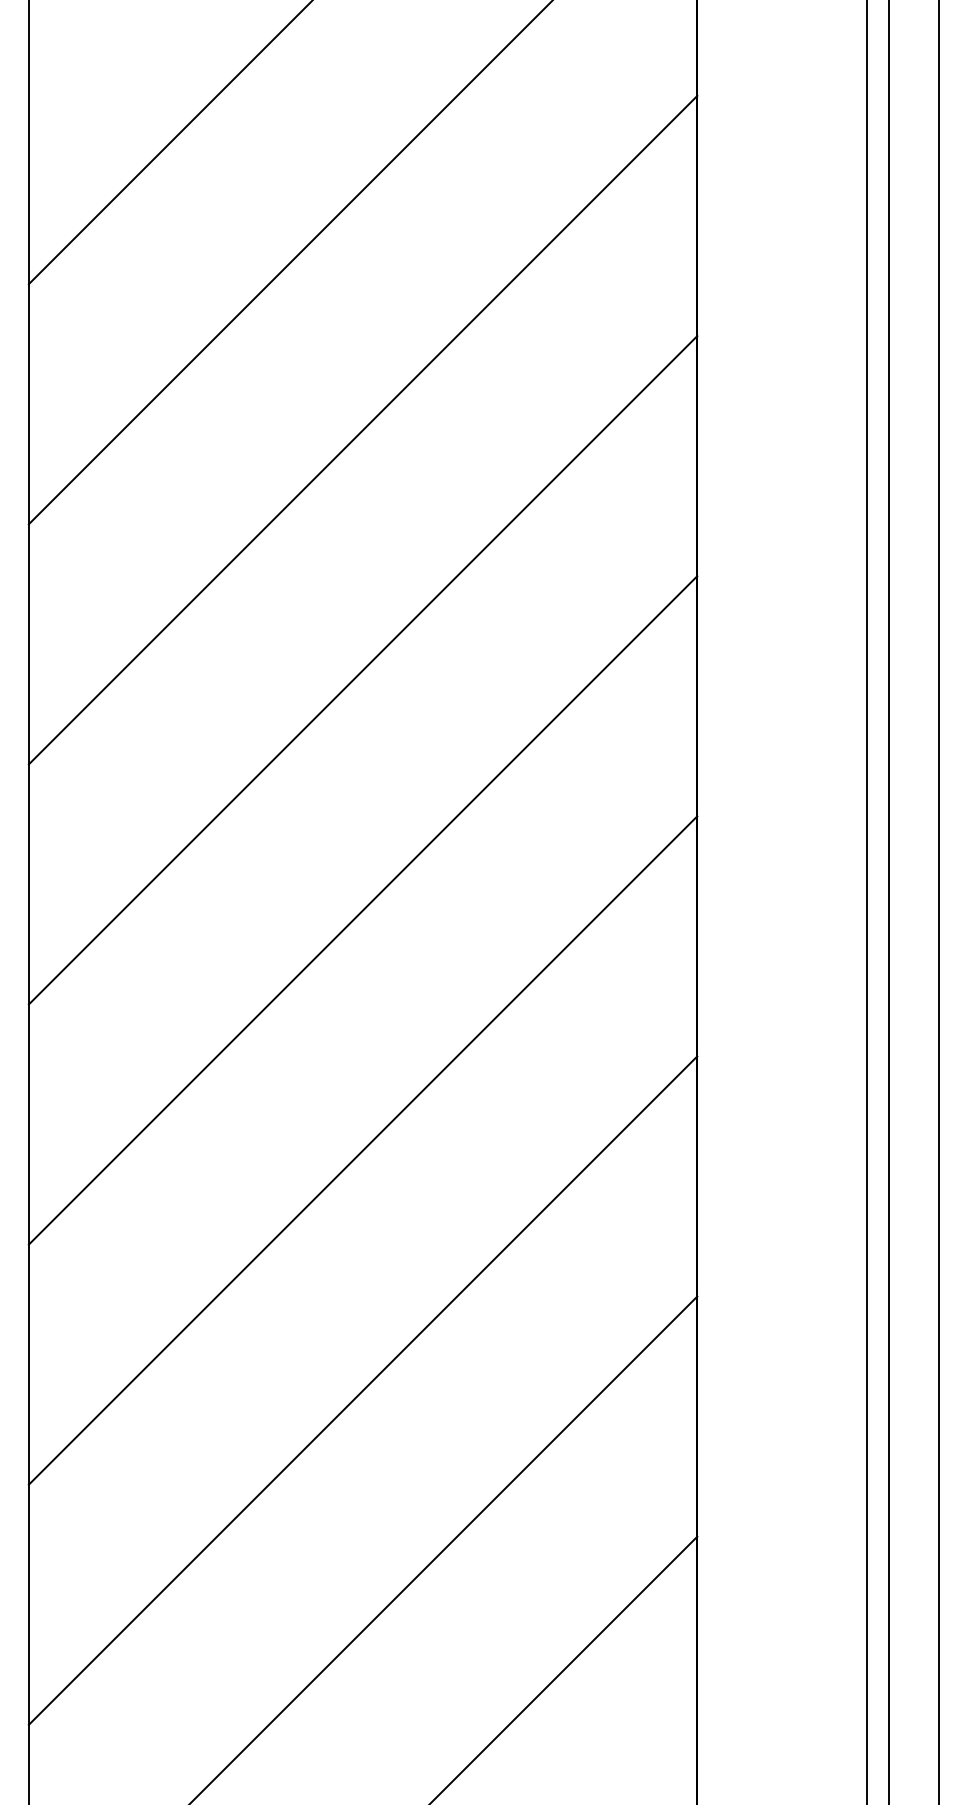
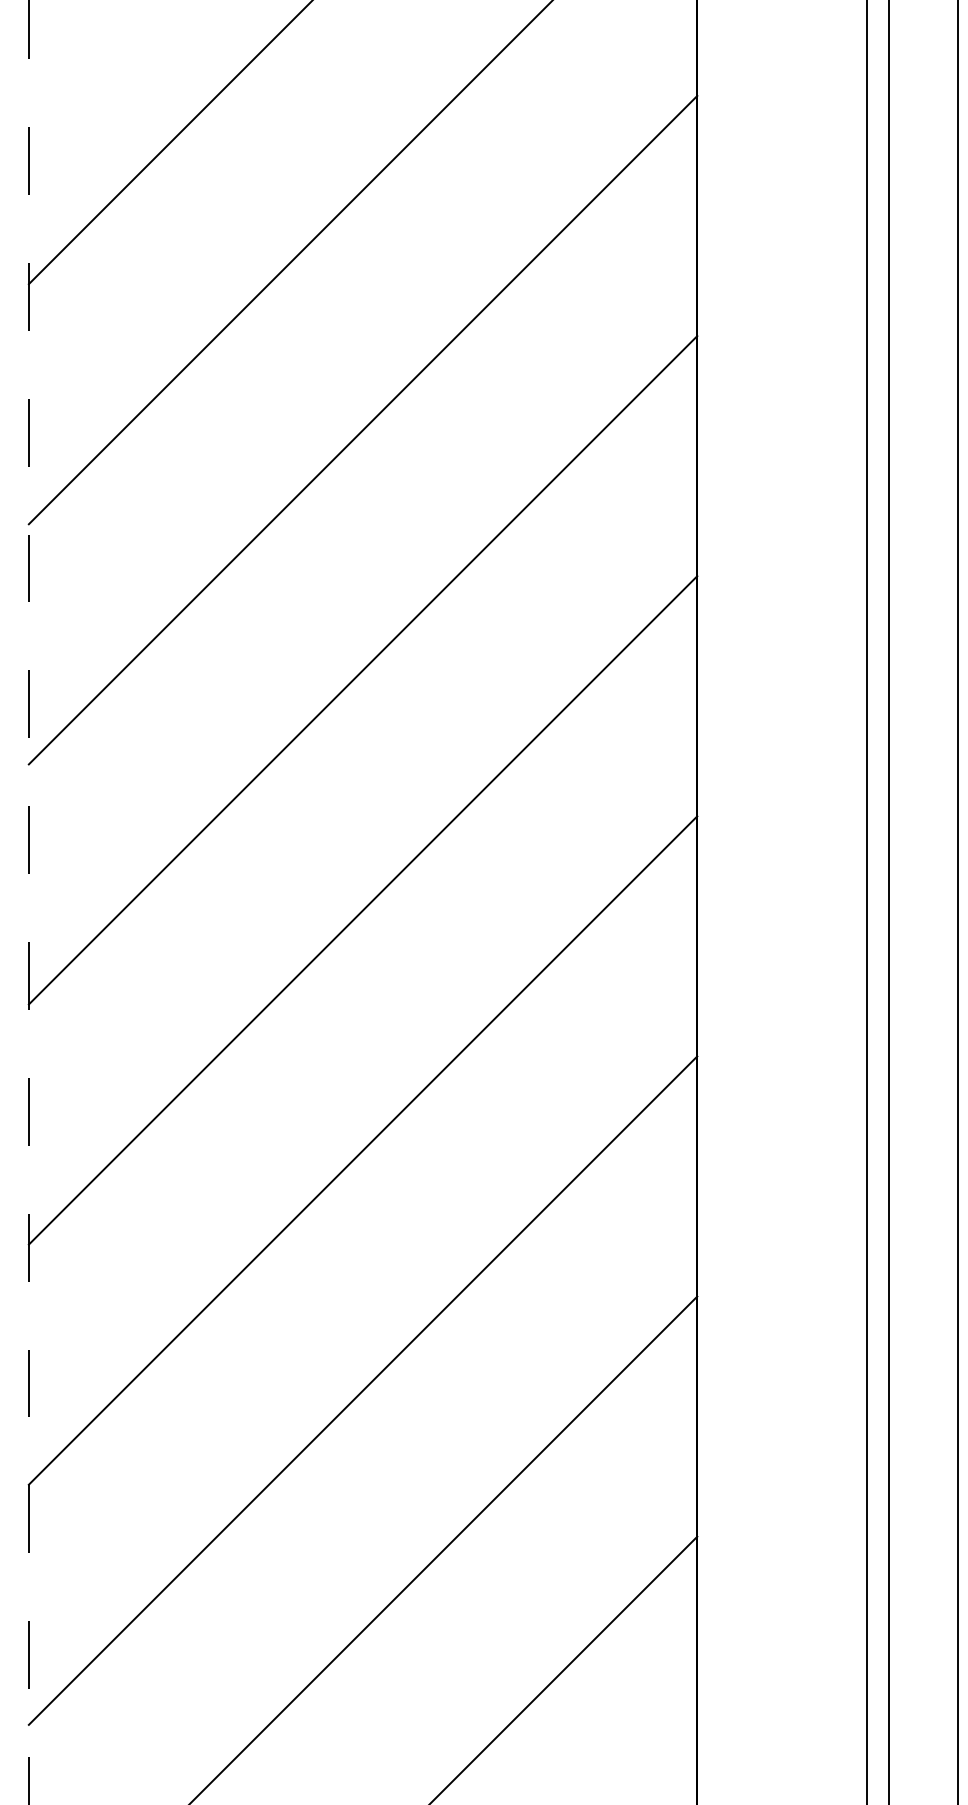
line position: (939, 901) -> (958, 901) (958, 901)
line: solid -> dashed (28, 903)
